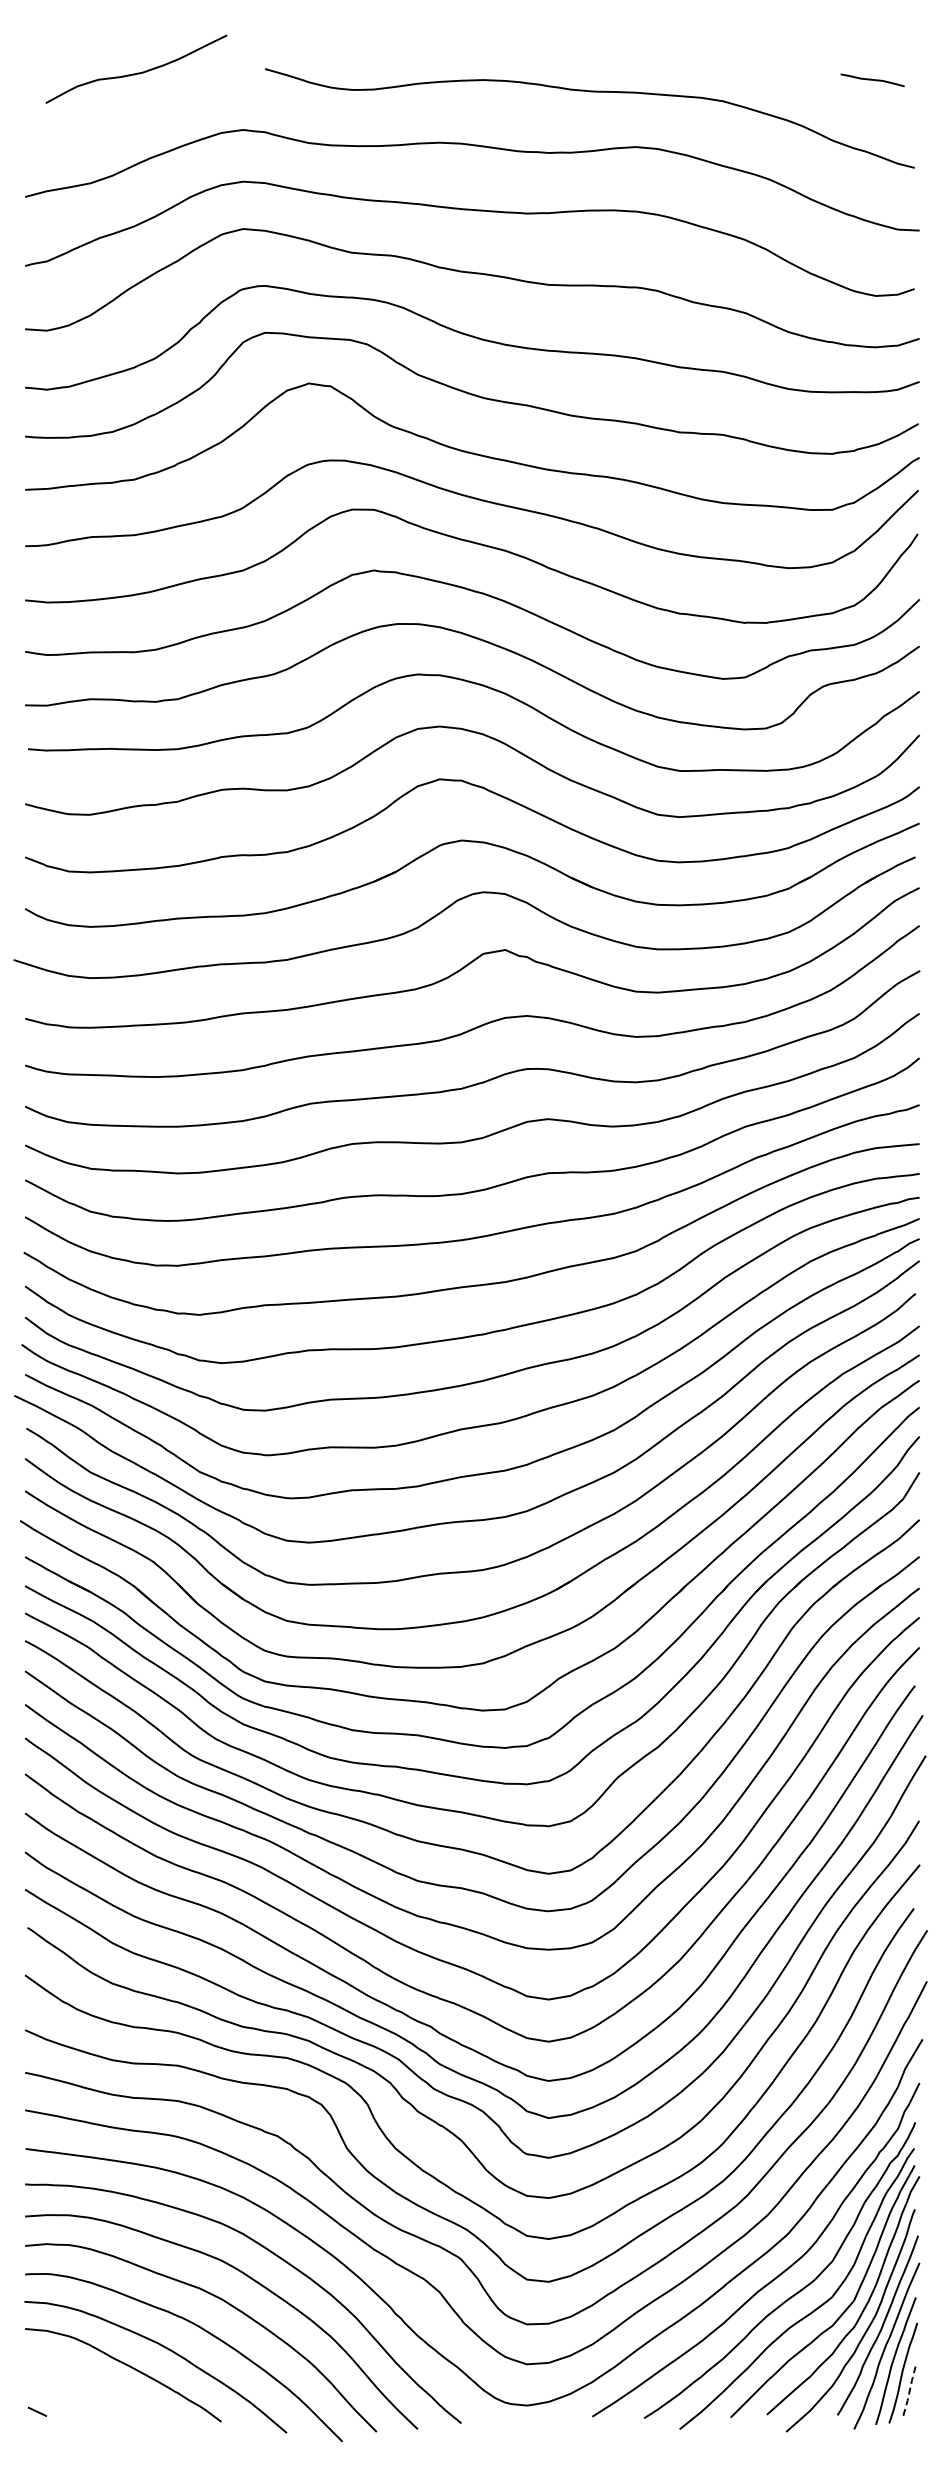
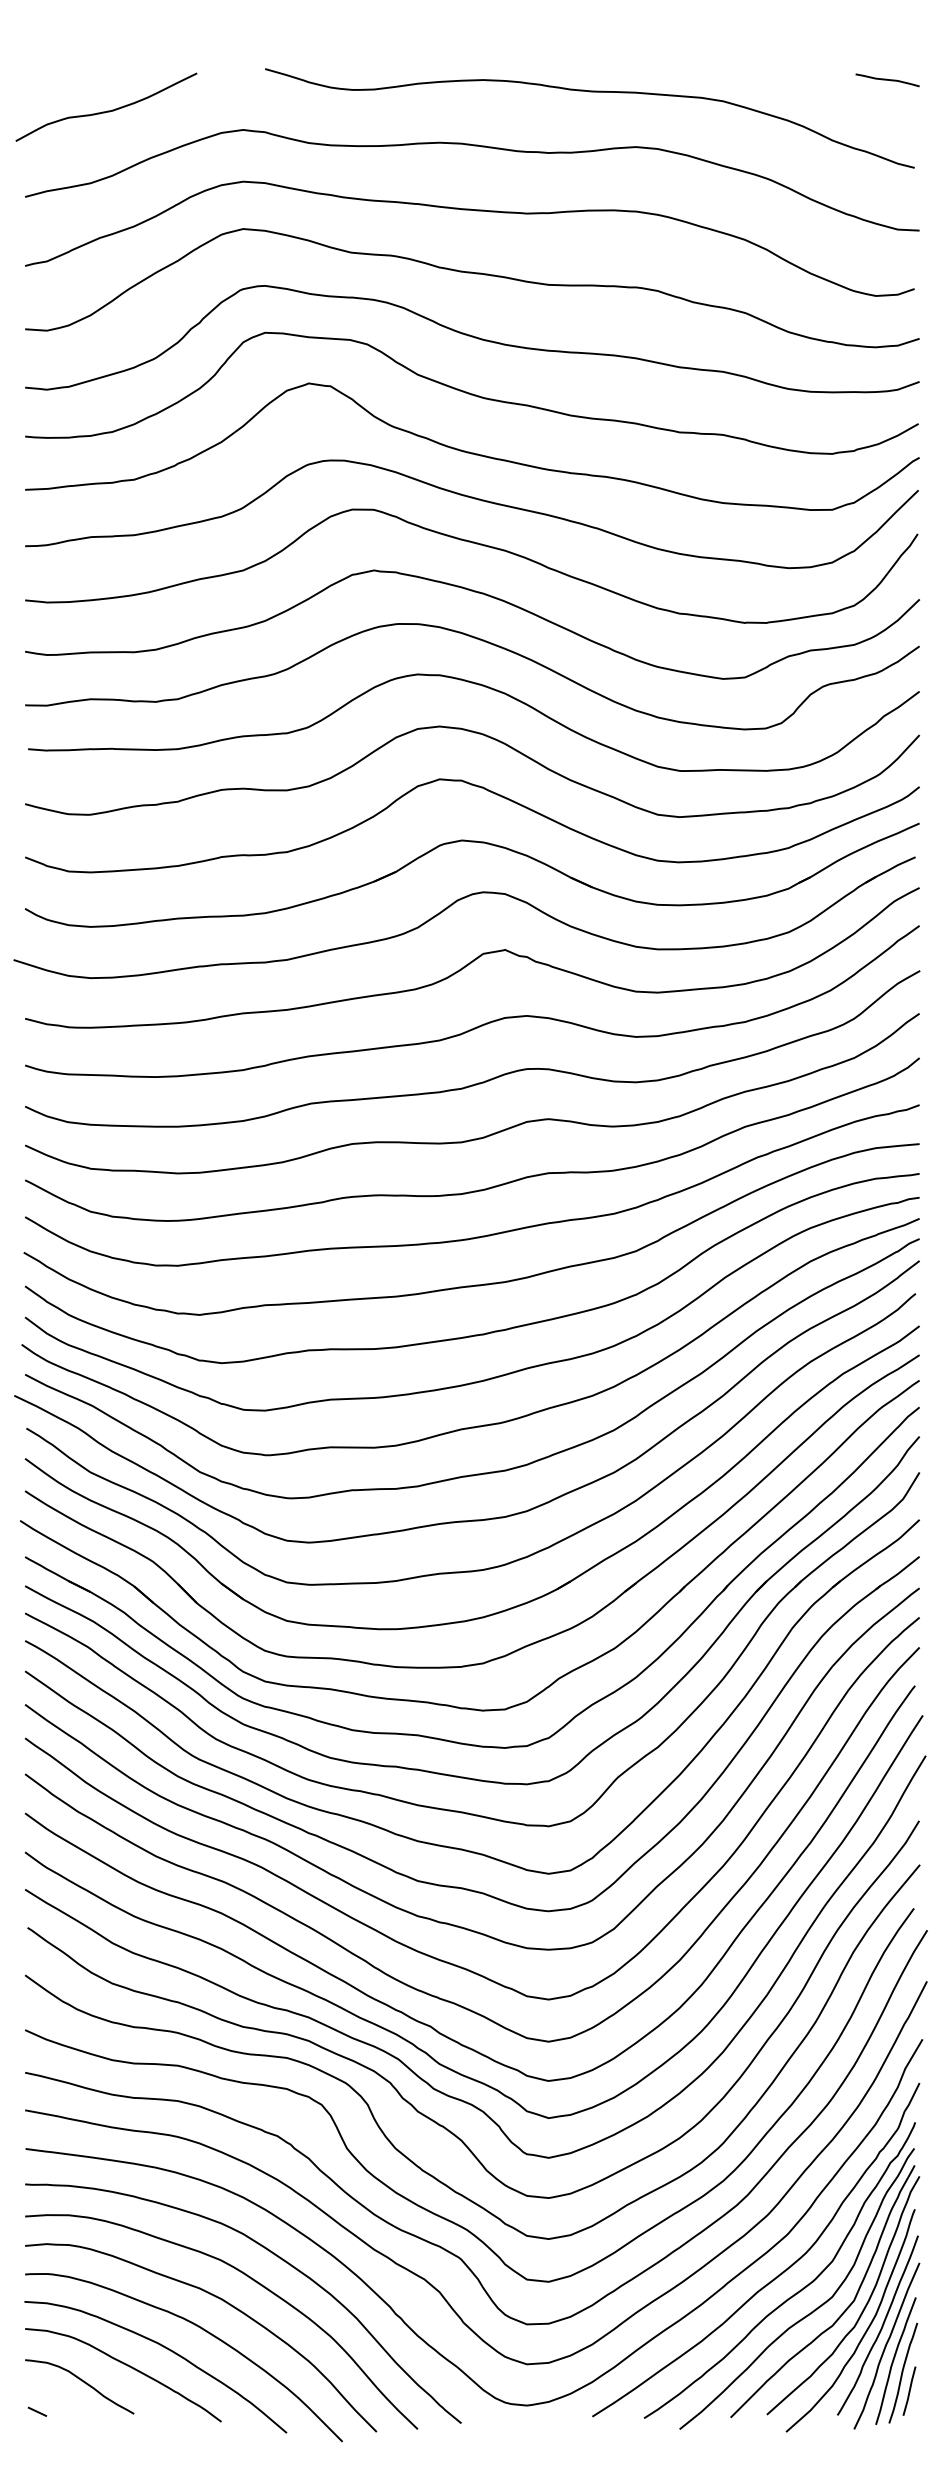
curve position: (137, 72) -> (107, 110) (107, 110)
curve position: (872, 80) -> (887, 80) (887, 80)
curve: none -> present (81, 2381)
line: dashed -> solid (909, 2391)
